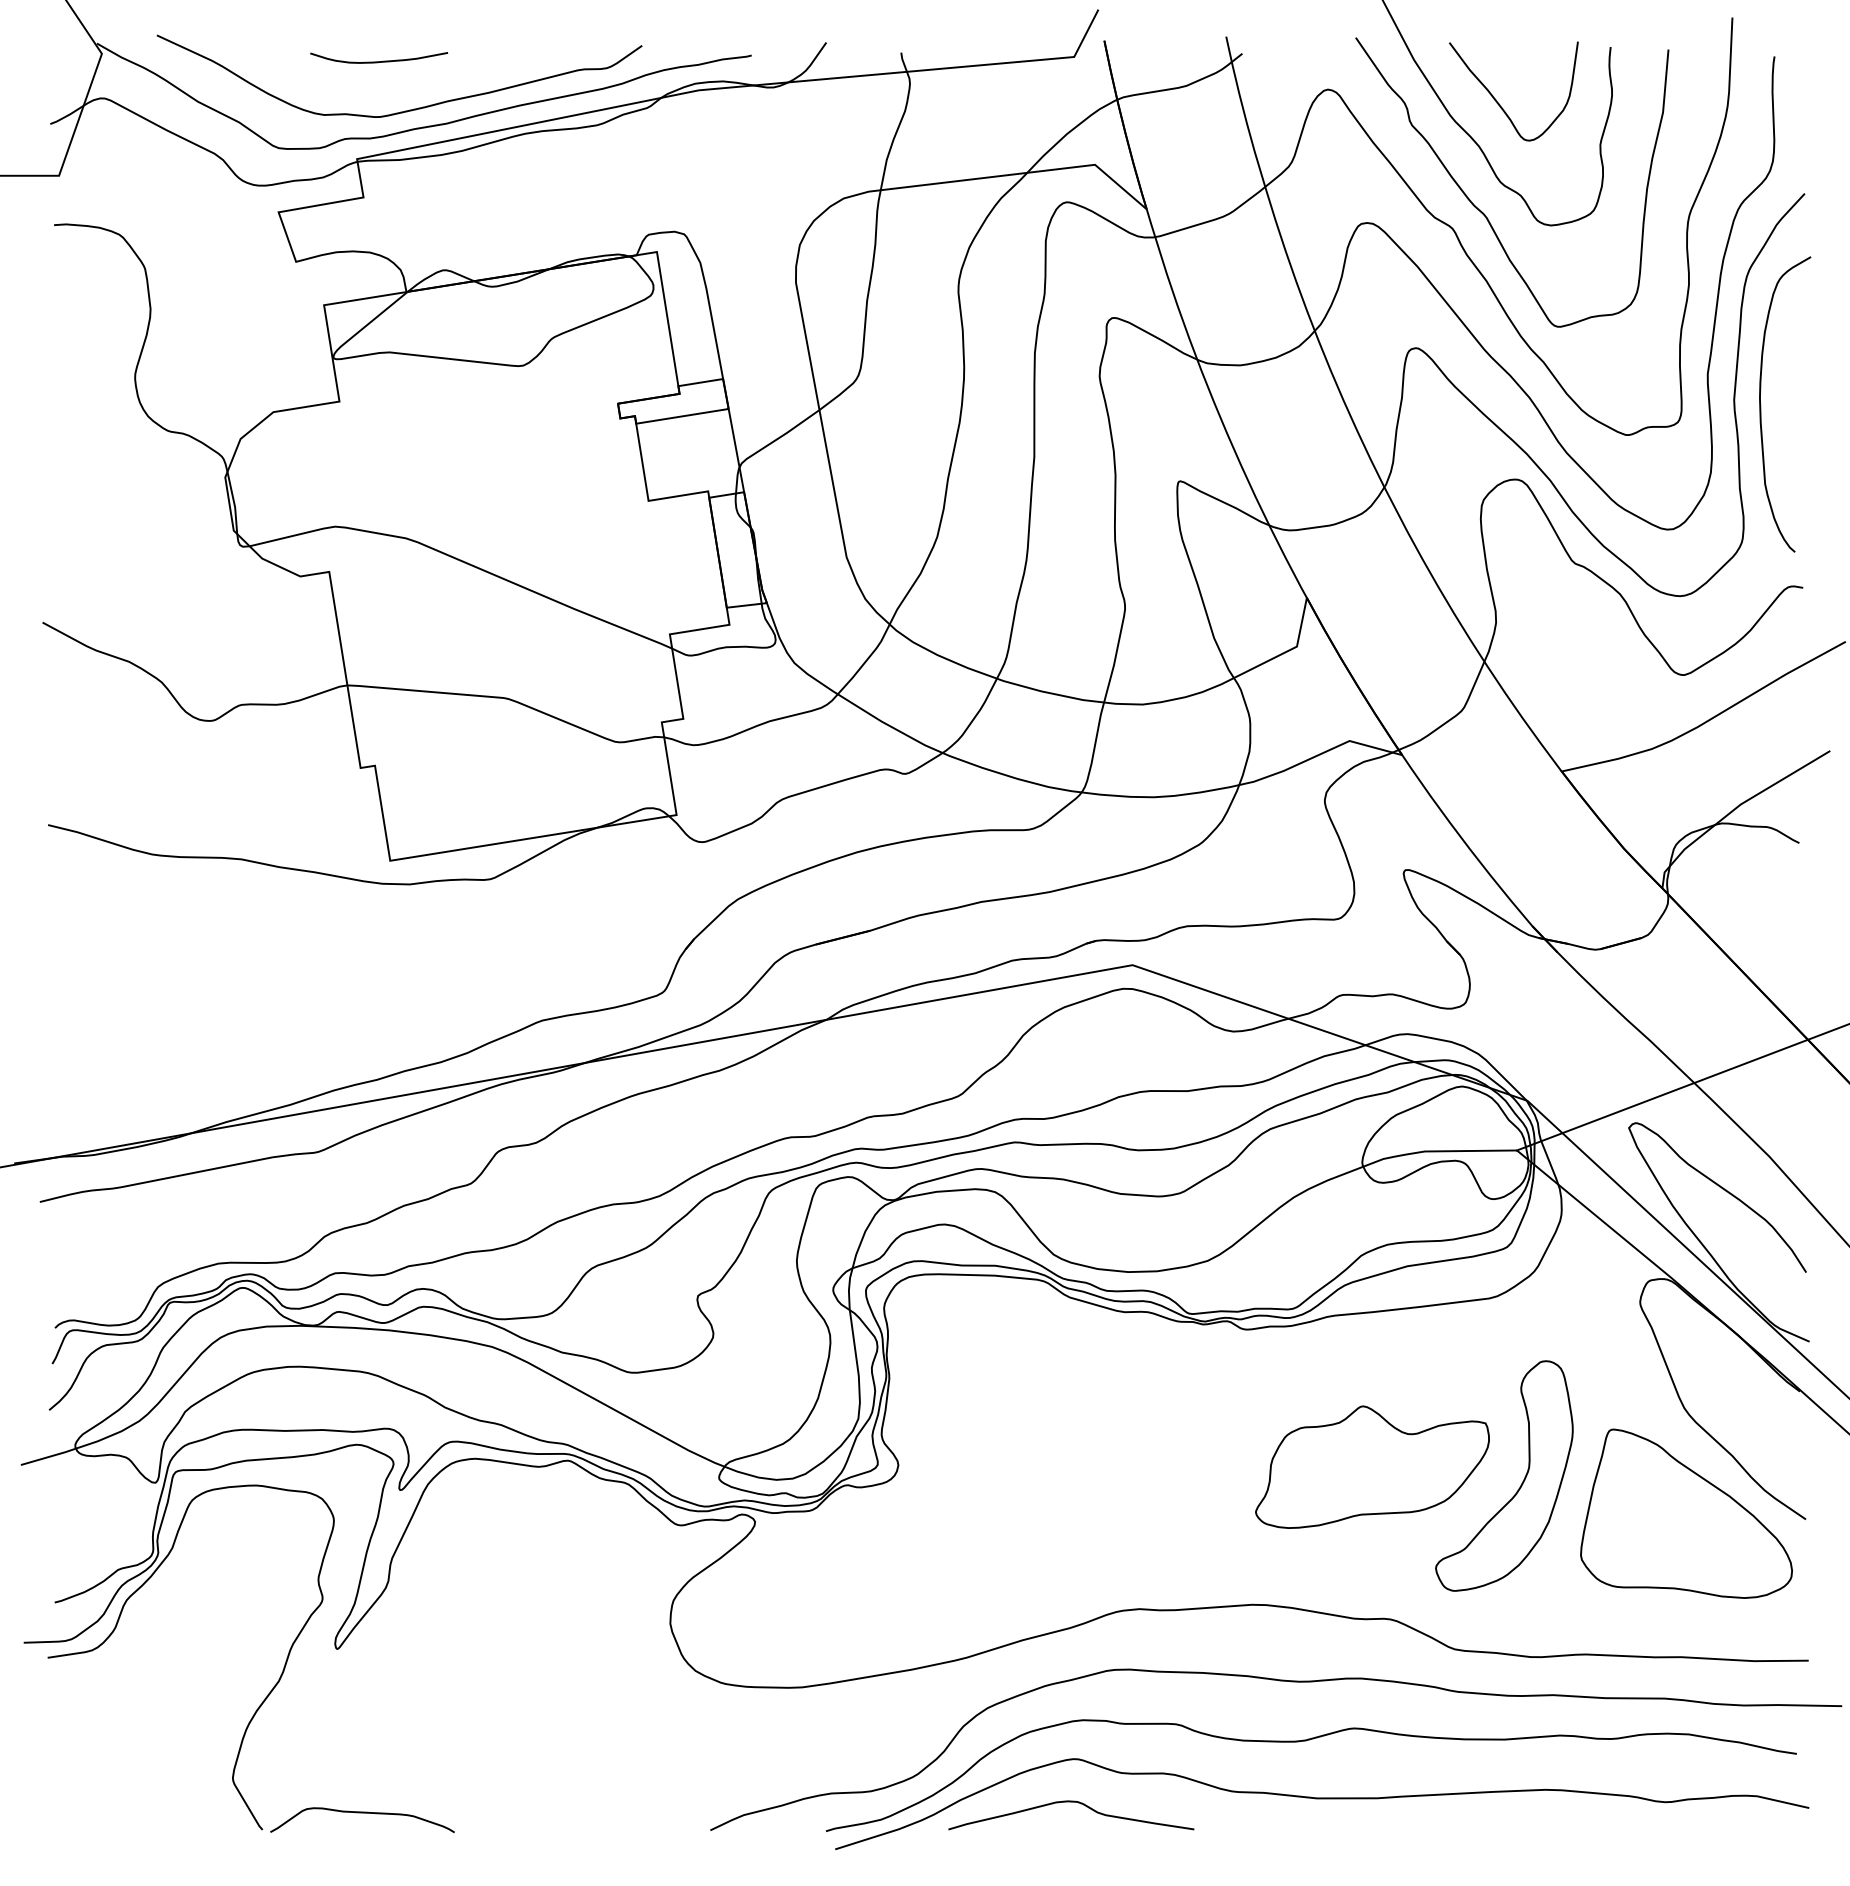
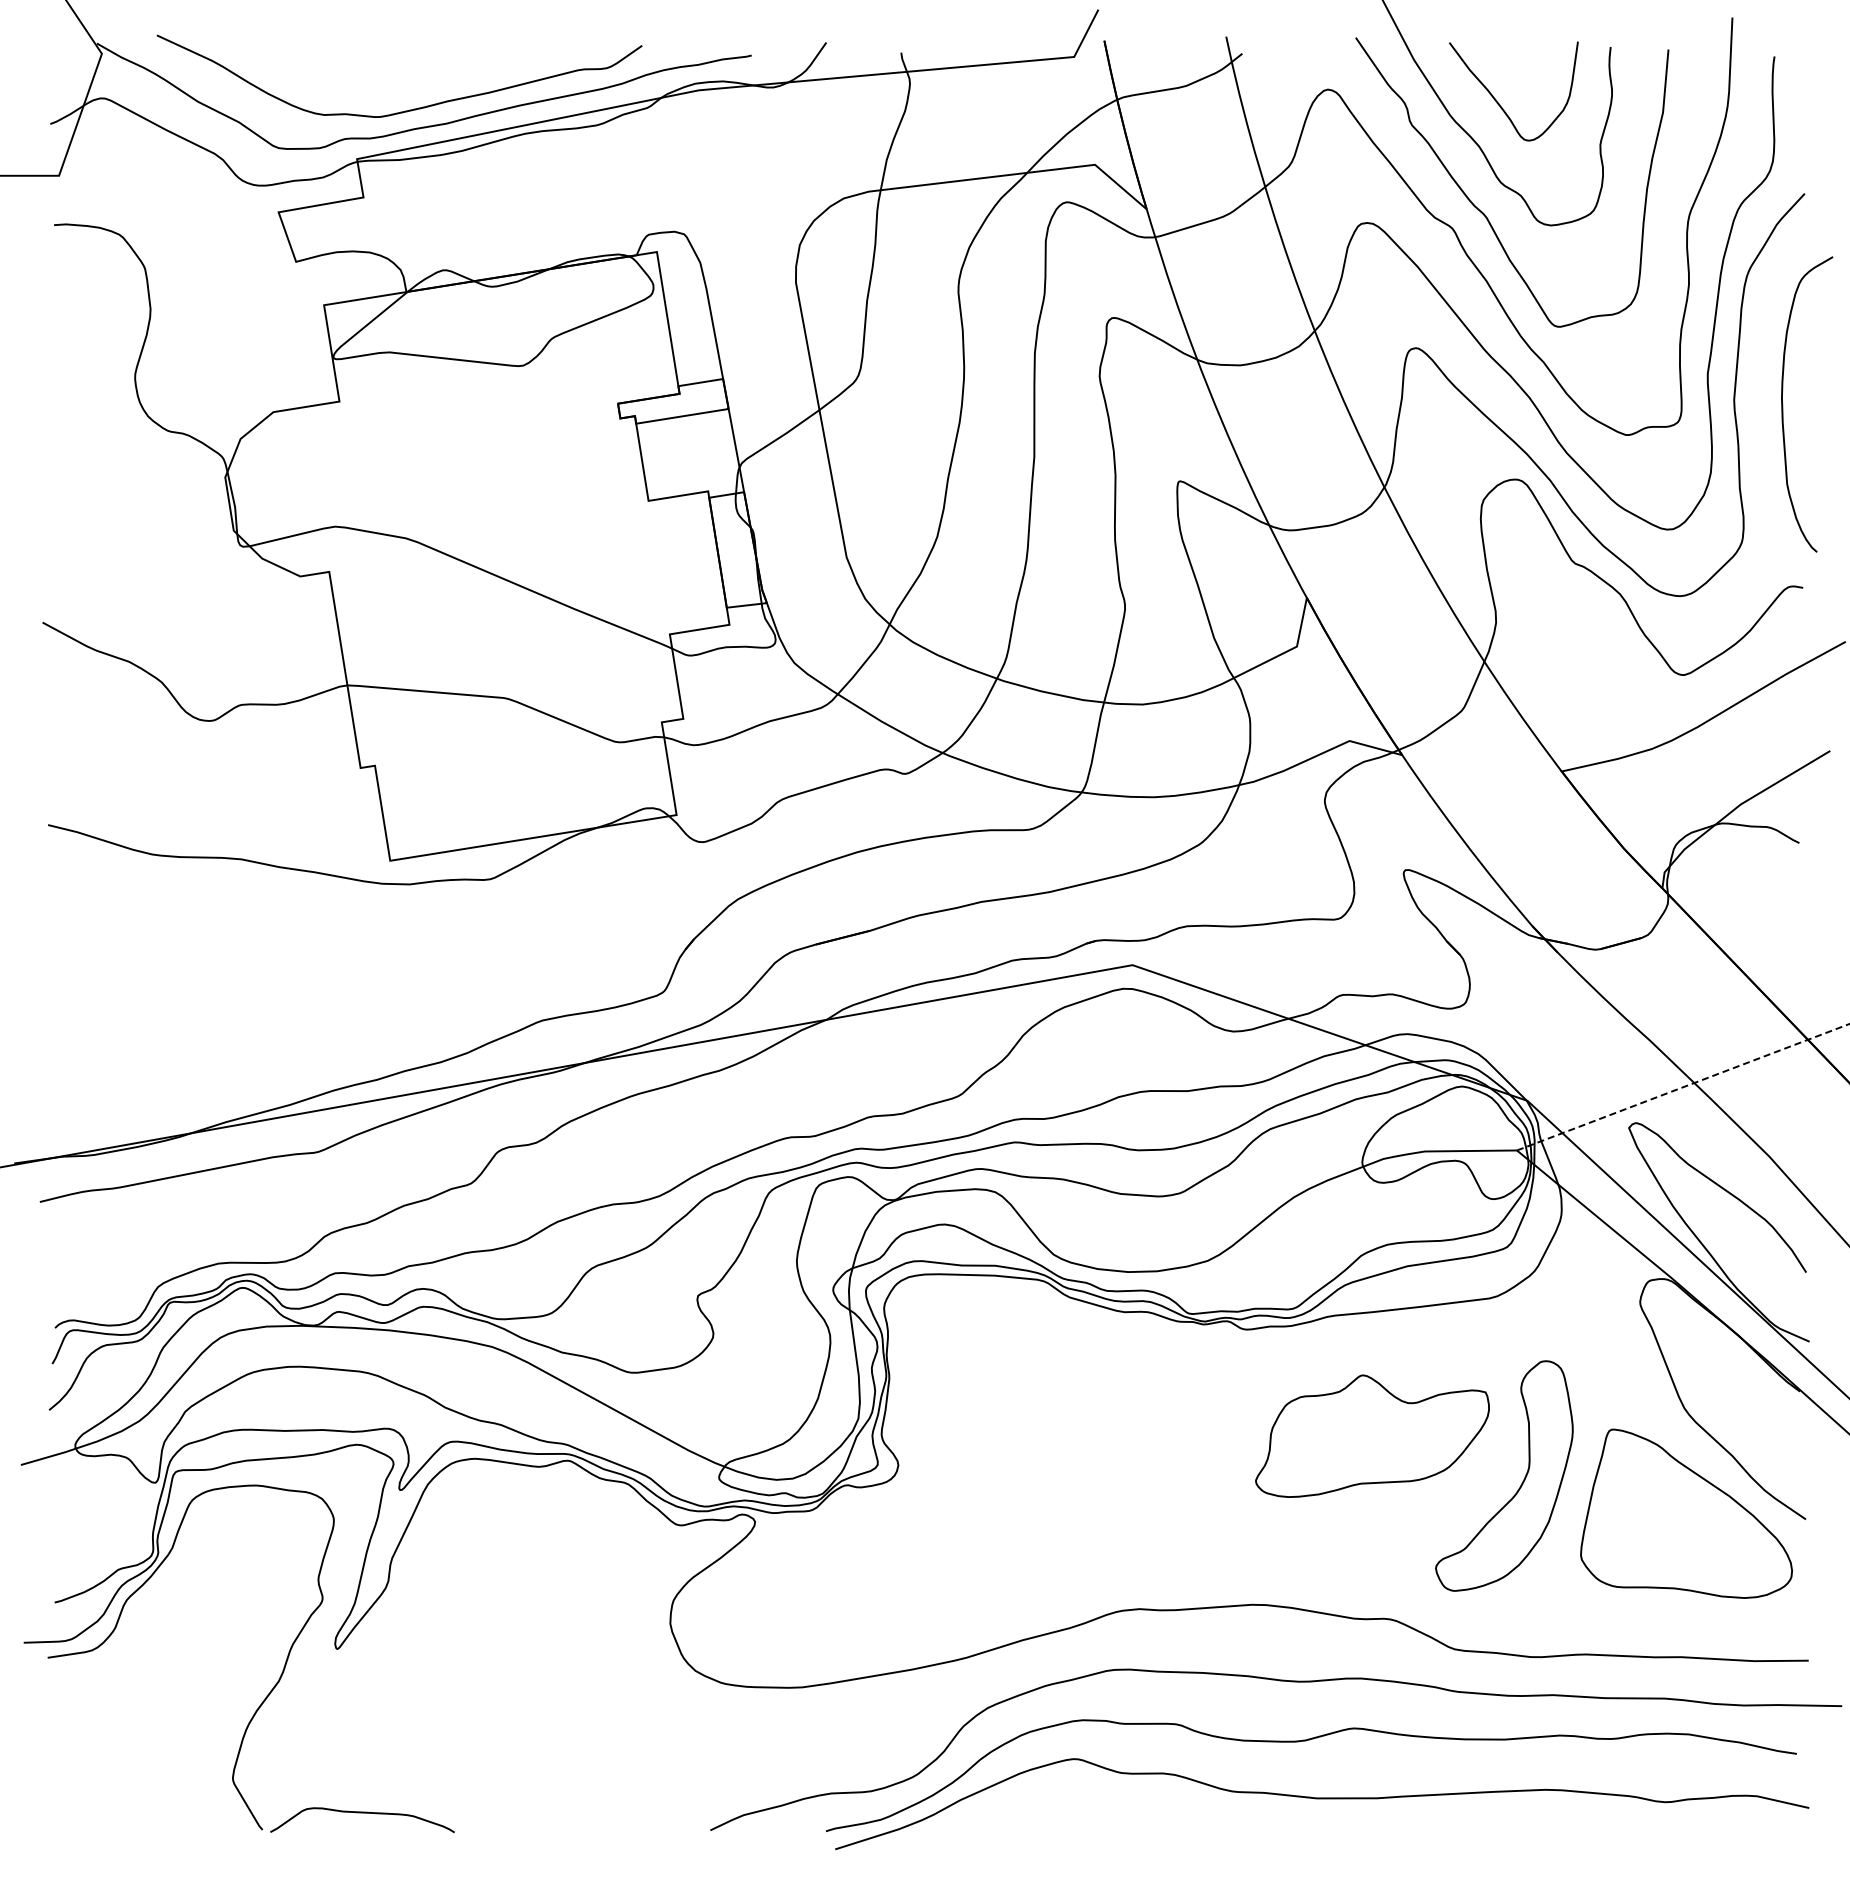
curve: present -> none (379, 61)
curve position: (1761, 404) -> (1783, 404) (1783, 404)
line: solid -> dashed (1683, 1087)
part position: (1372, 1466) -> (1372, 1435) (1372, 1435)
curve: present -> none (1071, 1802)
